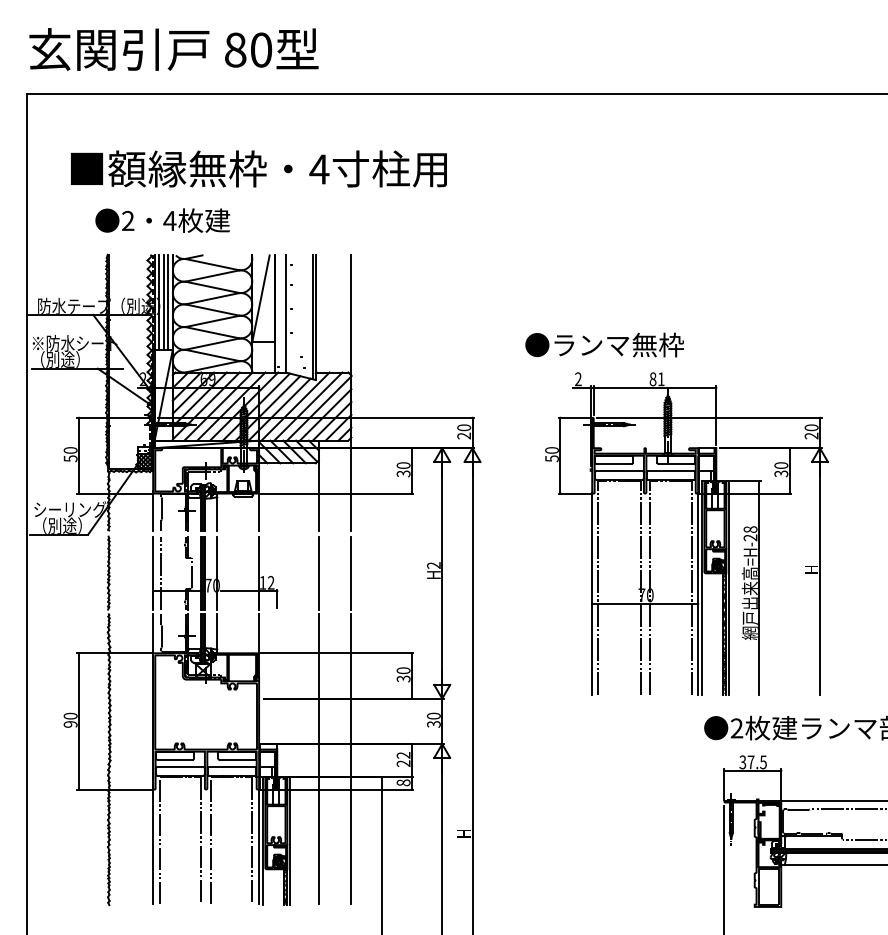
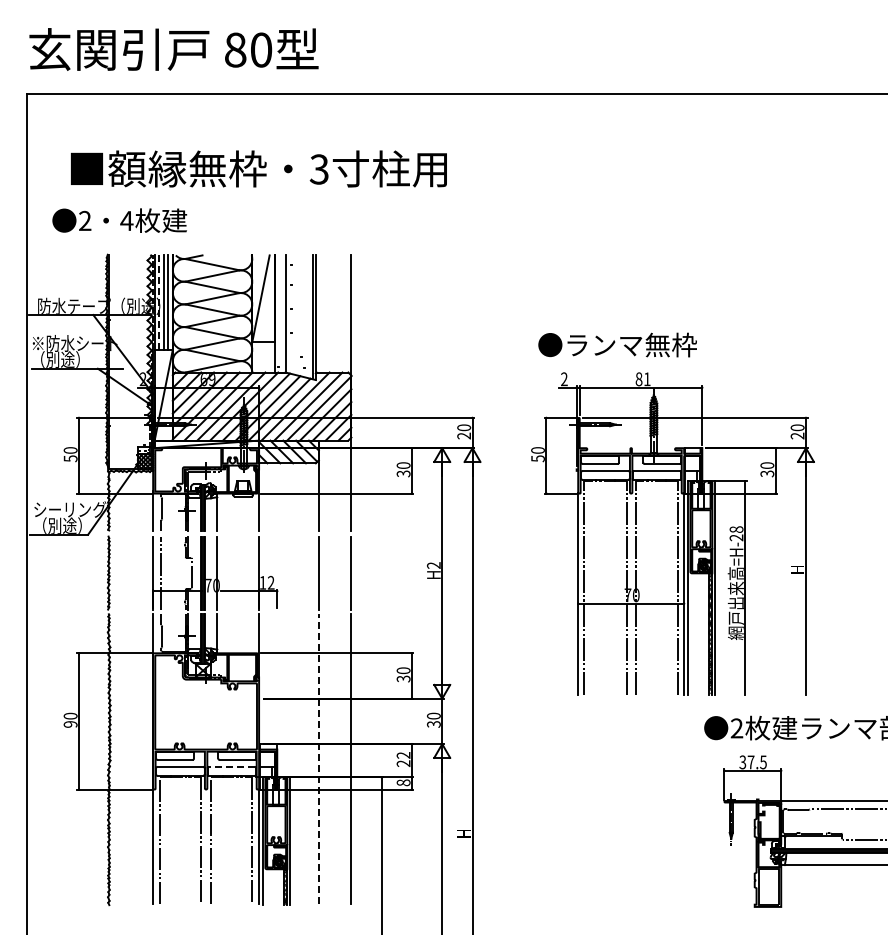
text: 4 -> 3 (319, 169)
text position: (162, 220) -> (119, 220) (119, 220)
line: solid -> dashed (159, 303)
text position: (604, 344) -> (617, 344) (617, 344)
part position: (686, 533) -> (672, 533) (672, 533)
line: solid -> dashed (318, 758)
line: solid -> dashed (231, 766)
line: present -> none (724, 868)
